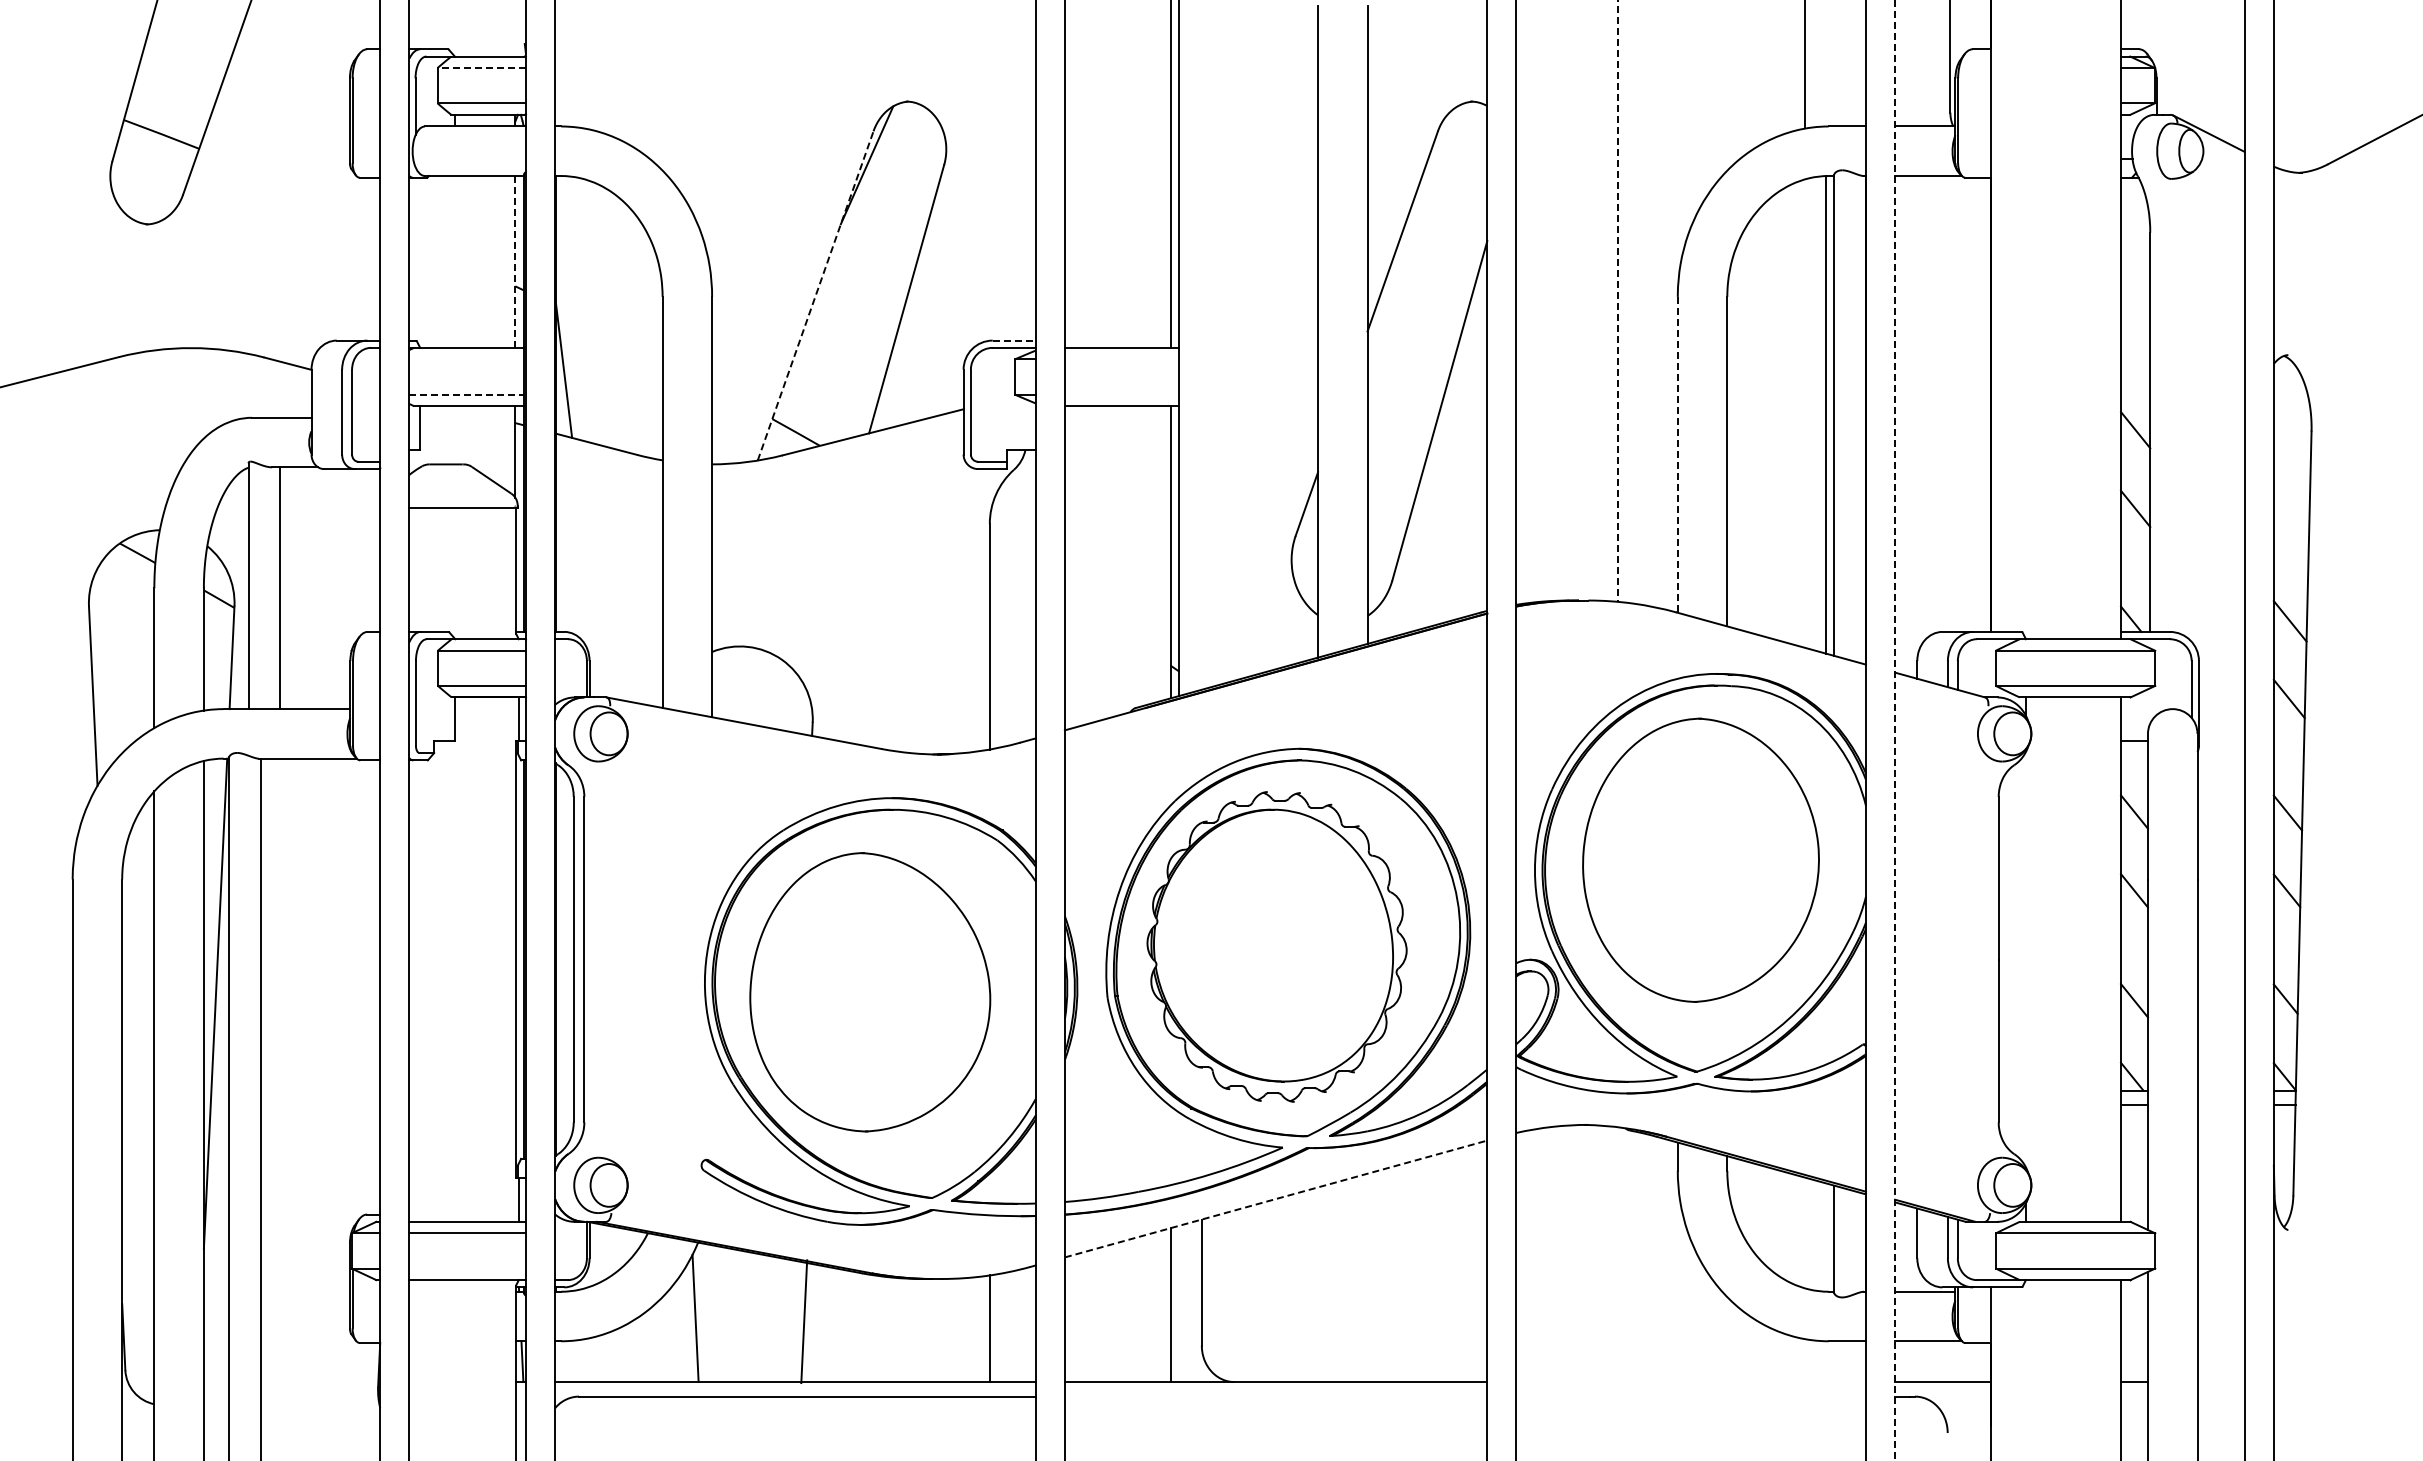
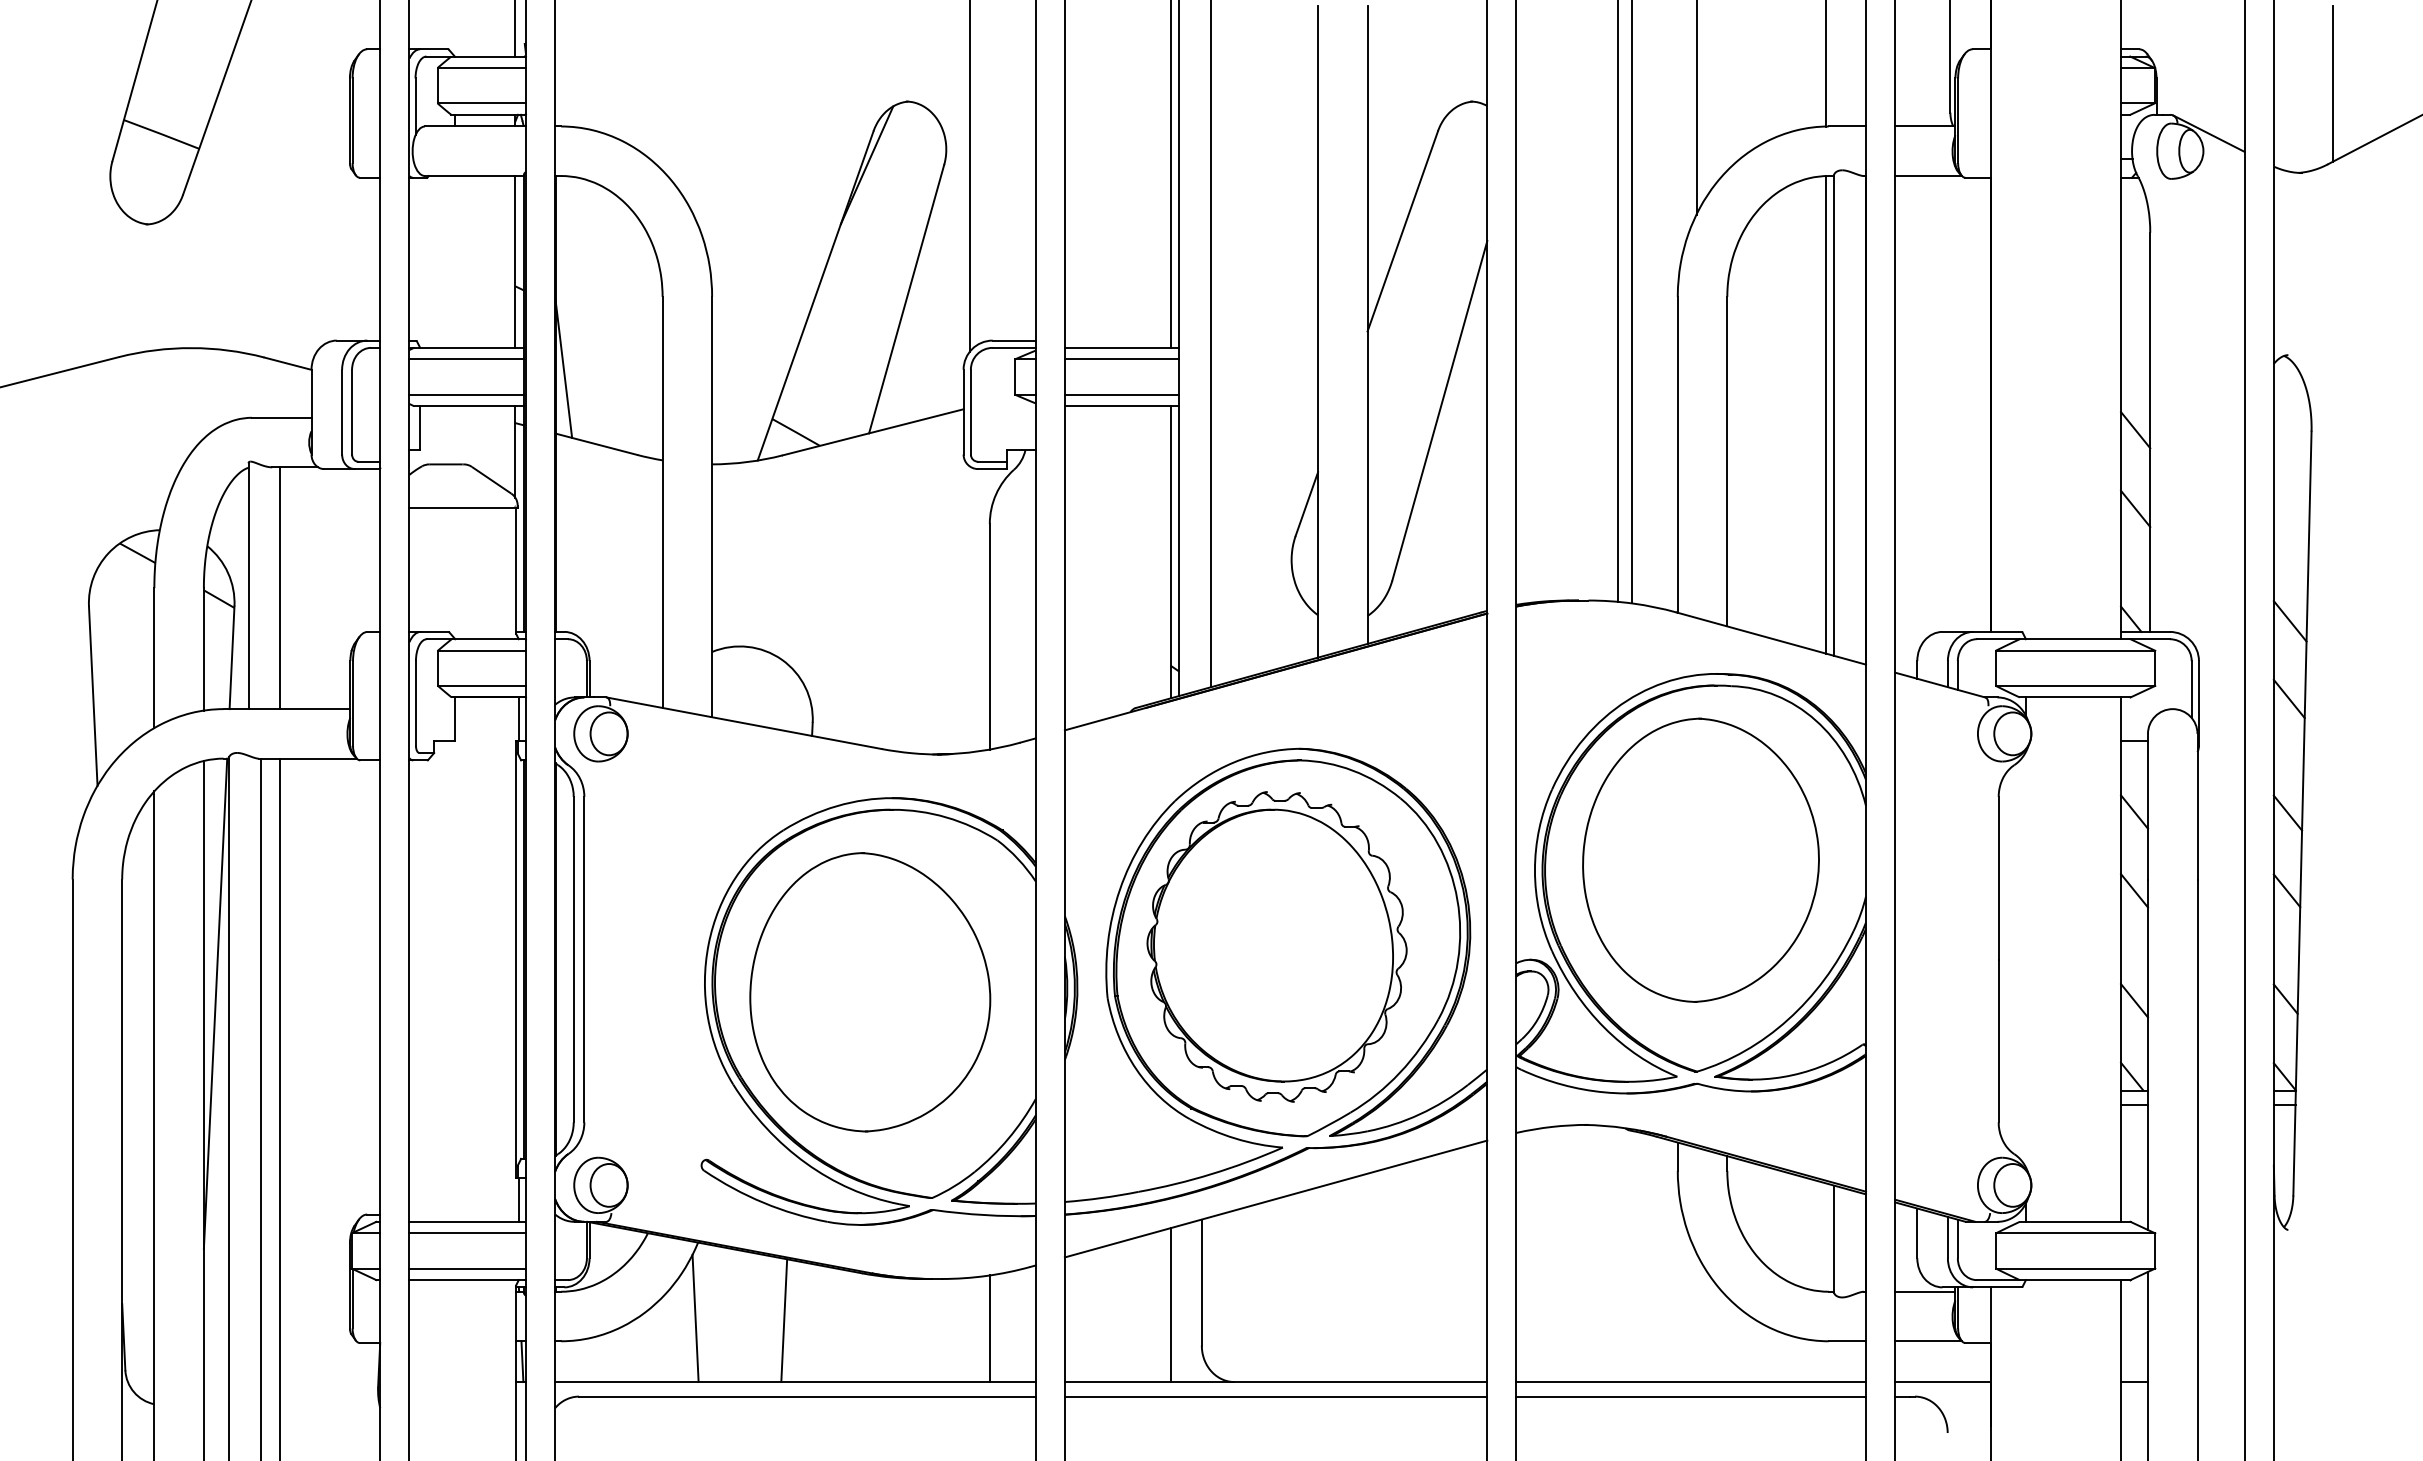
line: none -> present (515, 29)
line position: (1805, 64) -> (1826, 64) (1826, 64)
line: dashed -> solid (481, 68)
line: none -> present (2333, 83)
line: none -> present (1696, 108)
line: none -> present (969, 177)
line: dashed -> solid (515, 261)
line: dashed -> solid (815, 295)
line: dashed -> solid (1618, 301)
line: none -> present (1632, 302)
line: dashed -> solid (1014, 340)
line: none -> present (1211, 344)
line: none -> present (466, 359)
line: none -> present (1121, 359)
line: dashed -> solid (467, 394)
line: none -> present (1121, 394)
line: dashed -> solid (1677, 454)
line: dashed -> solid (1895, 731)
line: none -> present (280, 1107)
line: dashed -> solid (1276, 1198)
line: none -> present (467, 1268)
line position: (804, 1321) -> (784, 1320) (784, 1320)
line: none -> present (1691, 1382)
line: none -> present (1275, 1396)
line: none -> present (1691, 1396)
